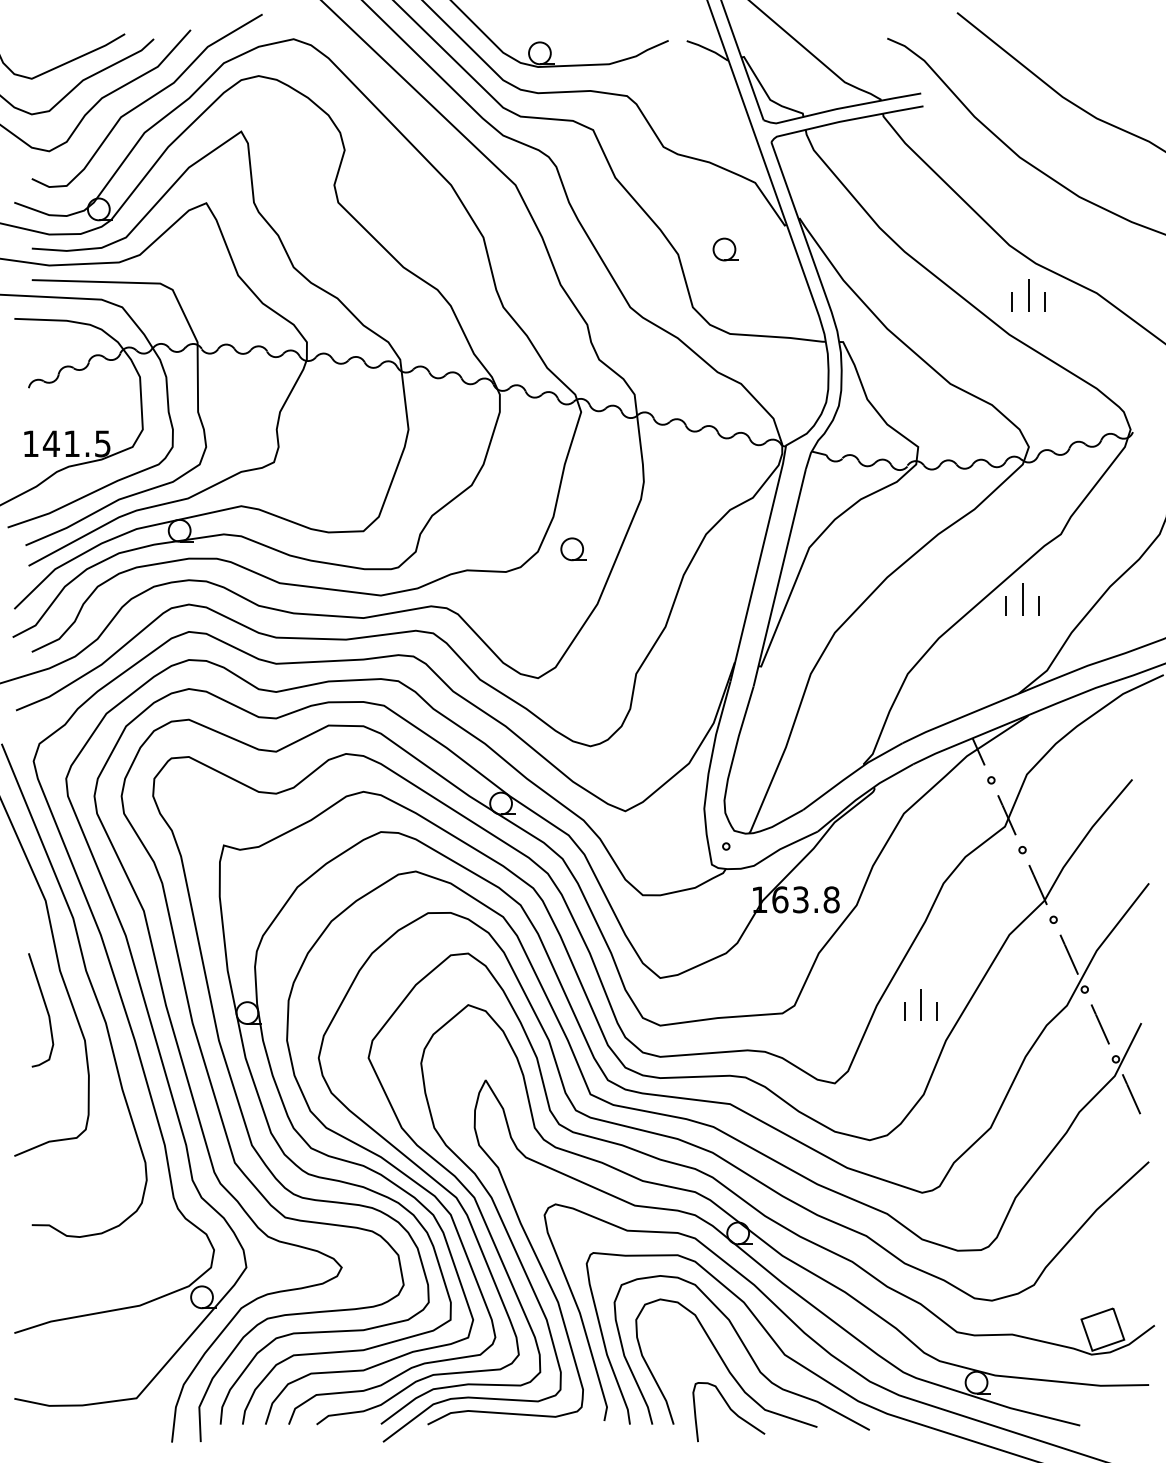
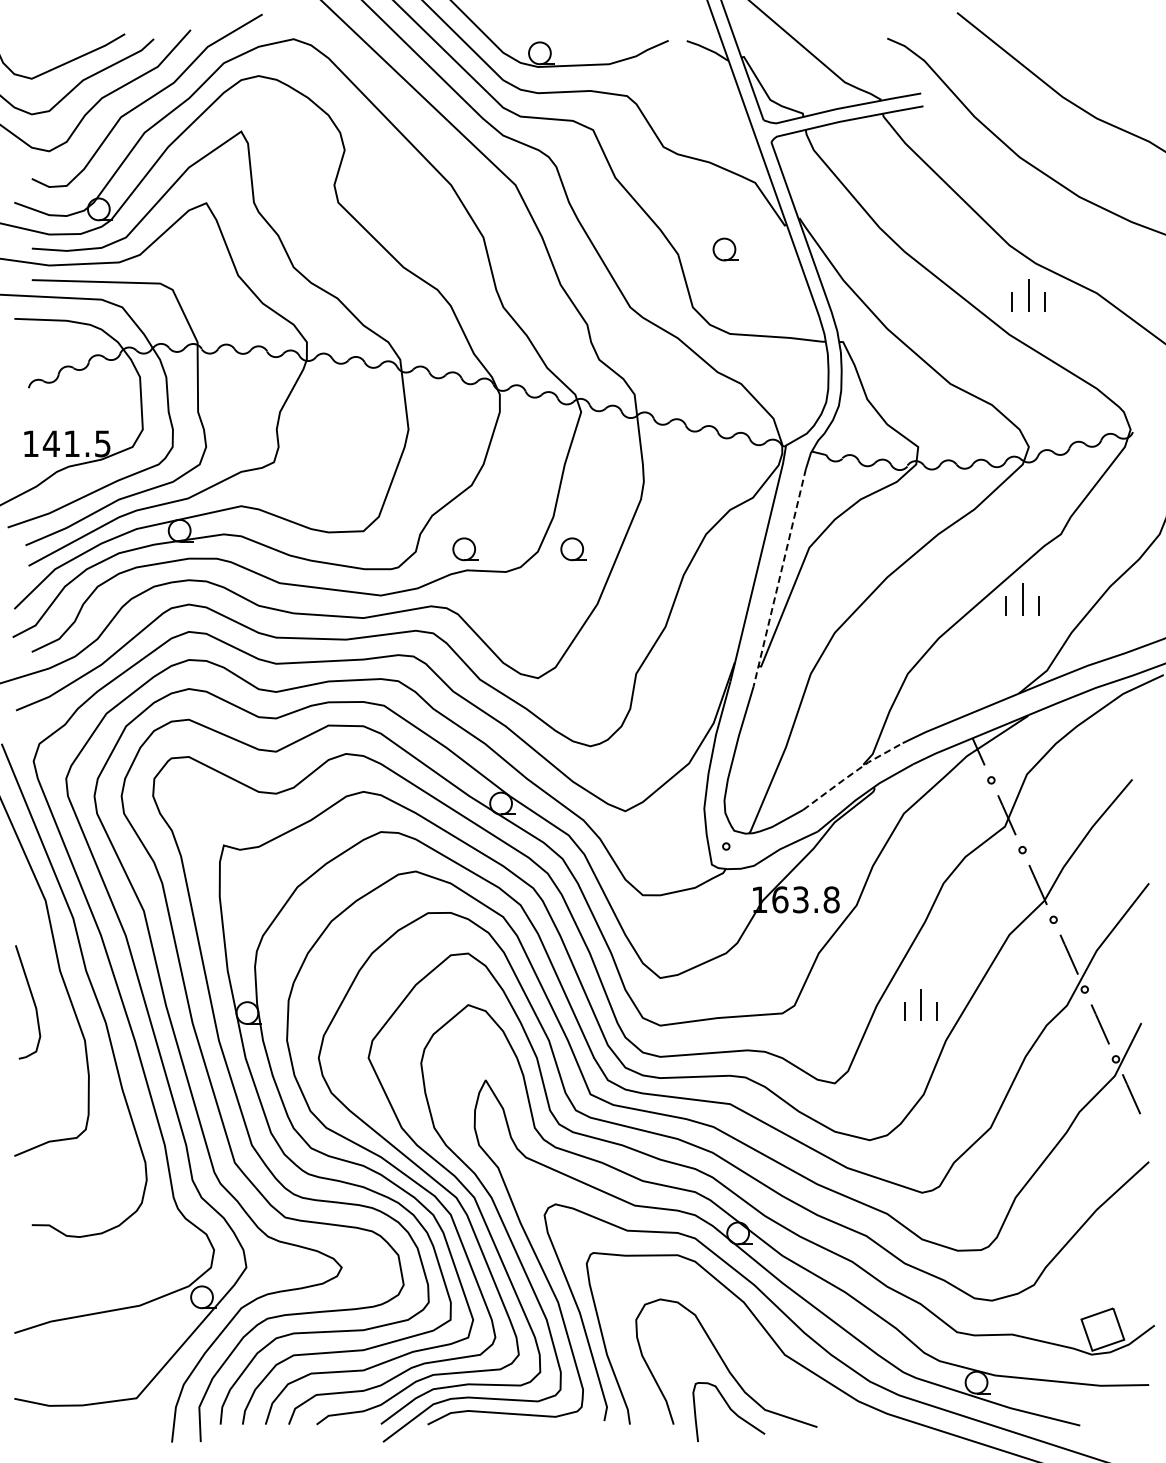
part: none -> present (465, 549)
line: solid -> dashed (779, 577)
line: solid -> dashed (851, 774)
curve position: (45, 1008) -> (32, 1000) (32, 1000)
curve: present -> none (745, 1349)
